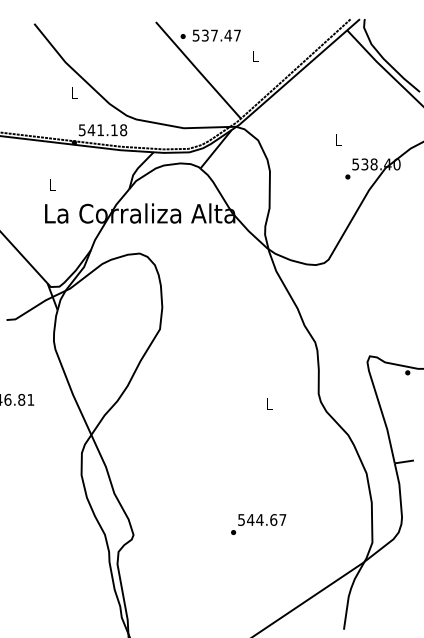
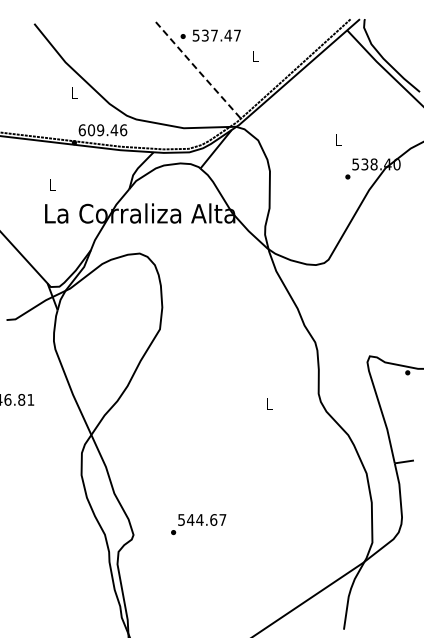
line: solid -> dashed (198, 70)
text: 541.18 -> 609.46 (102, 130)
text position: (258, 524) -> (198, 524) (198, 524)
